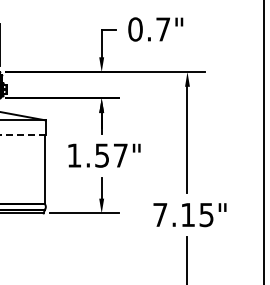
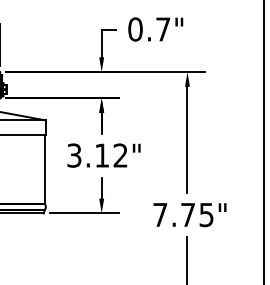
line: dashed -> solid (22, 135)
text: 1.57" -> 3.12" (97, 155)
text: 7.15" -> 7.75" (187, 214)
